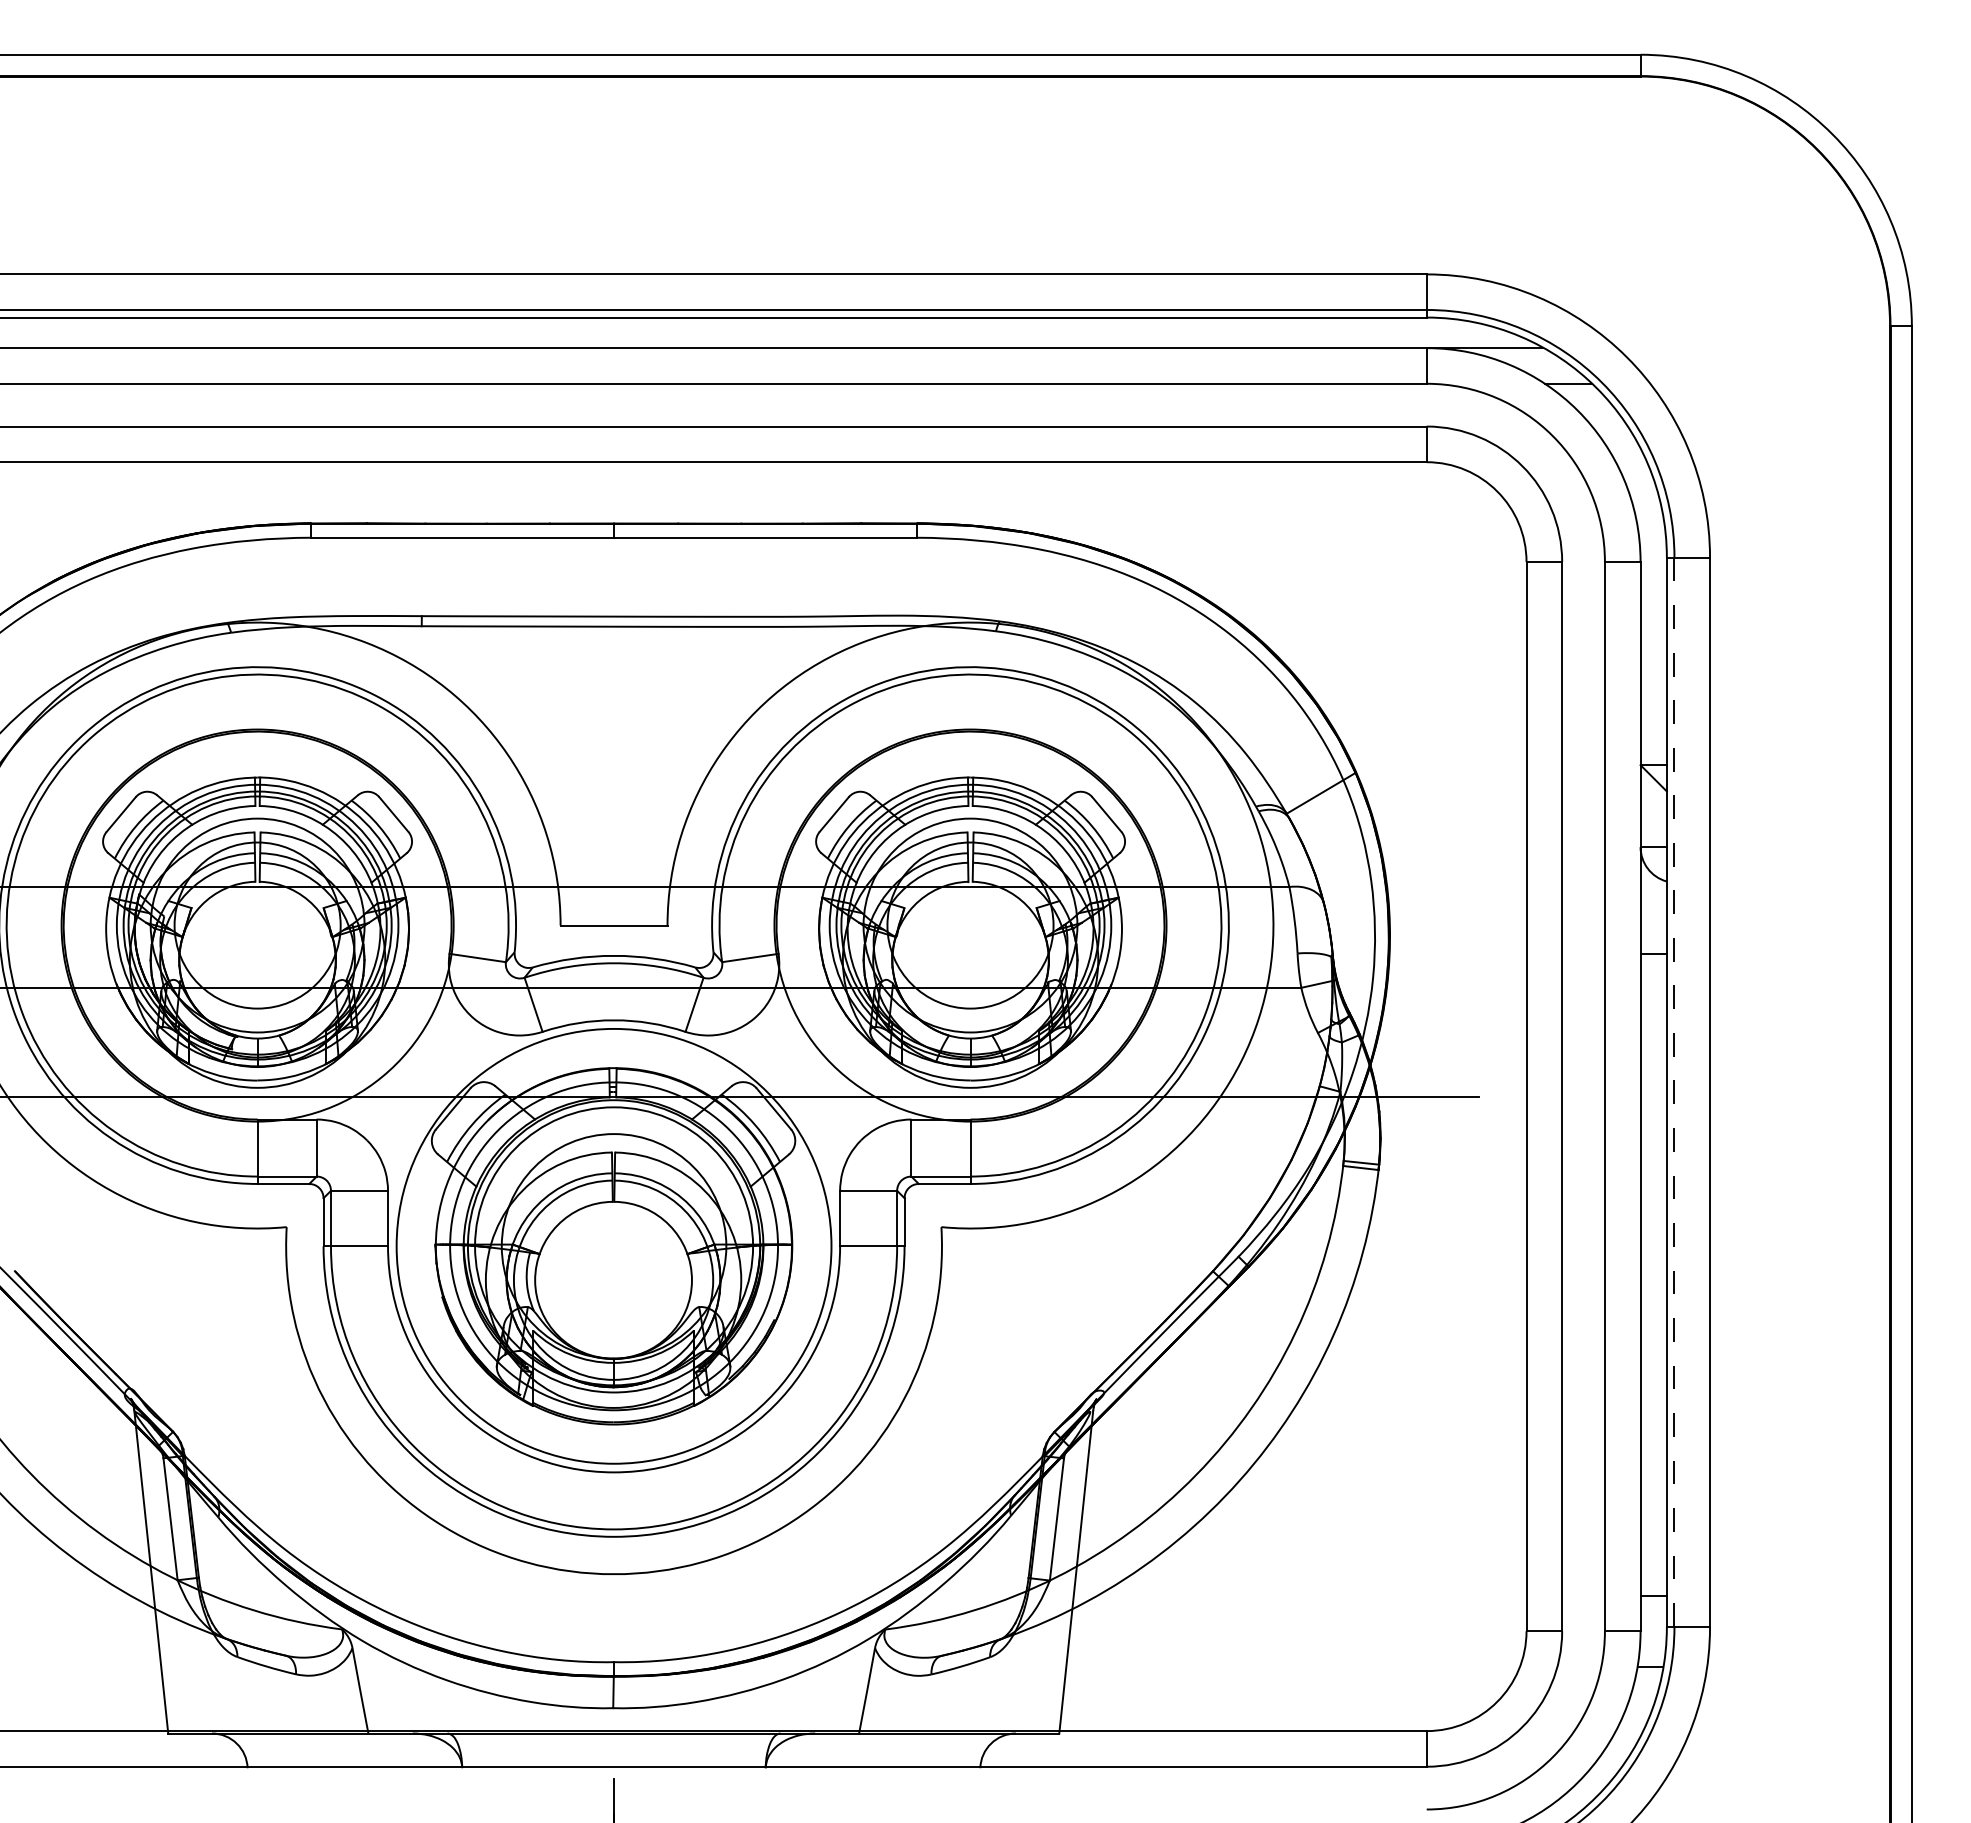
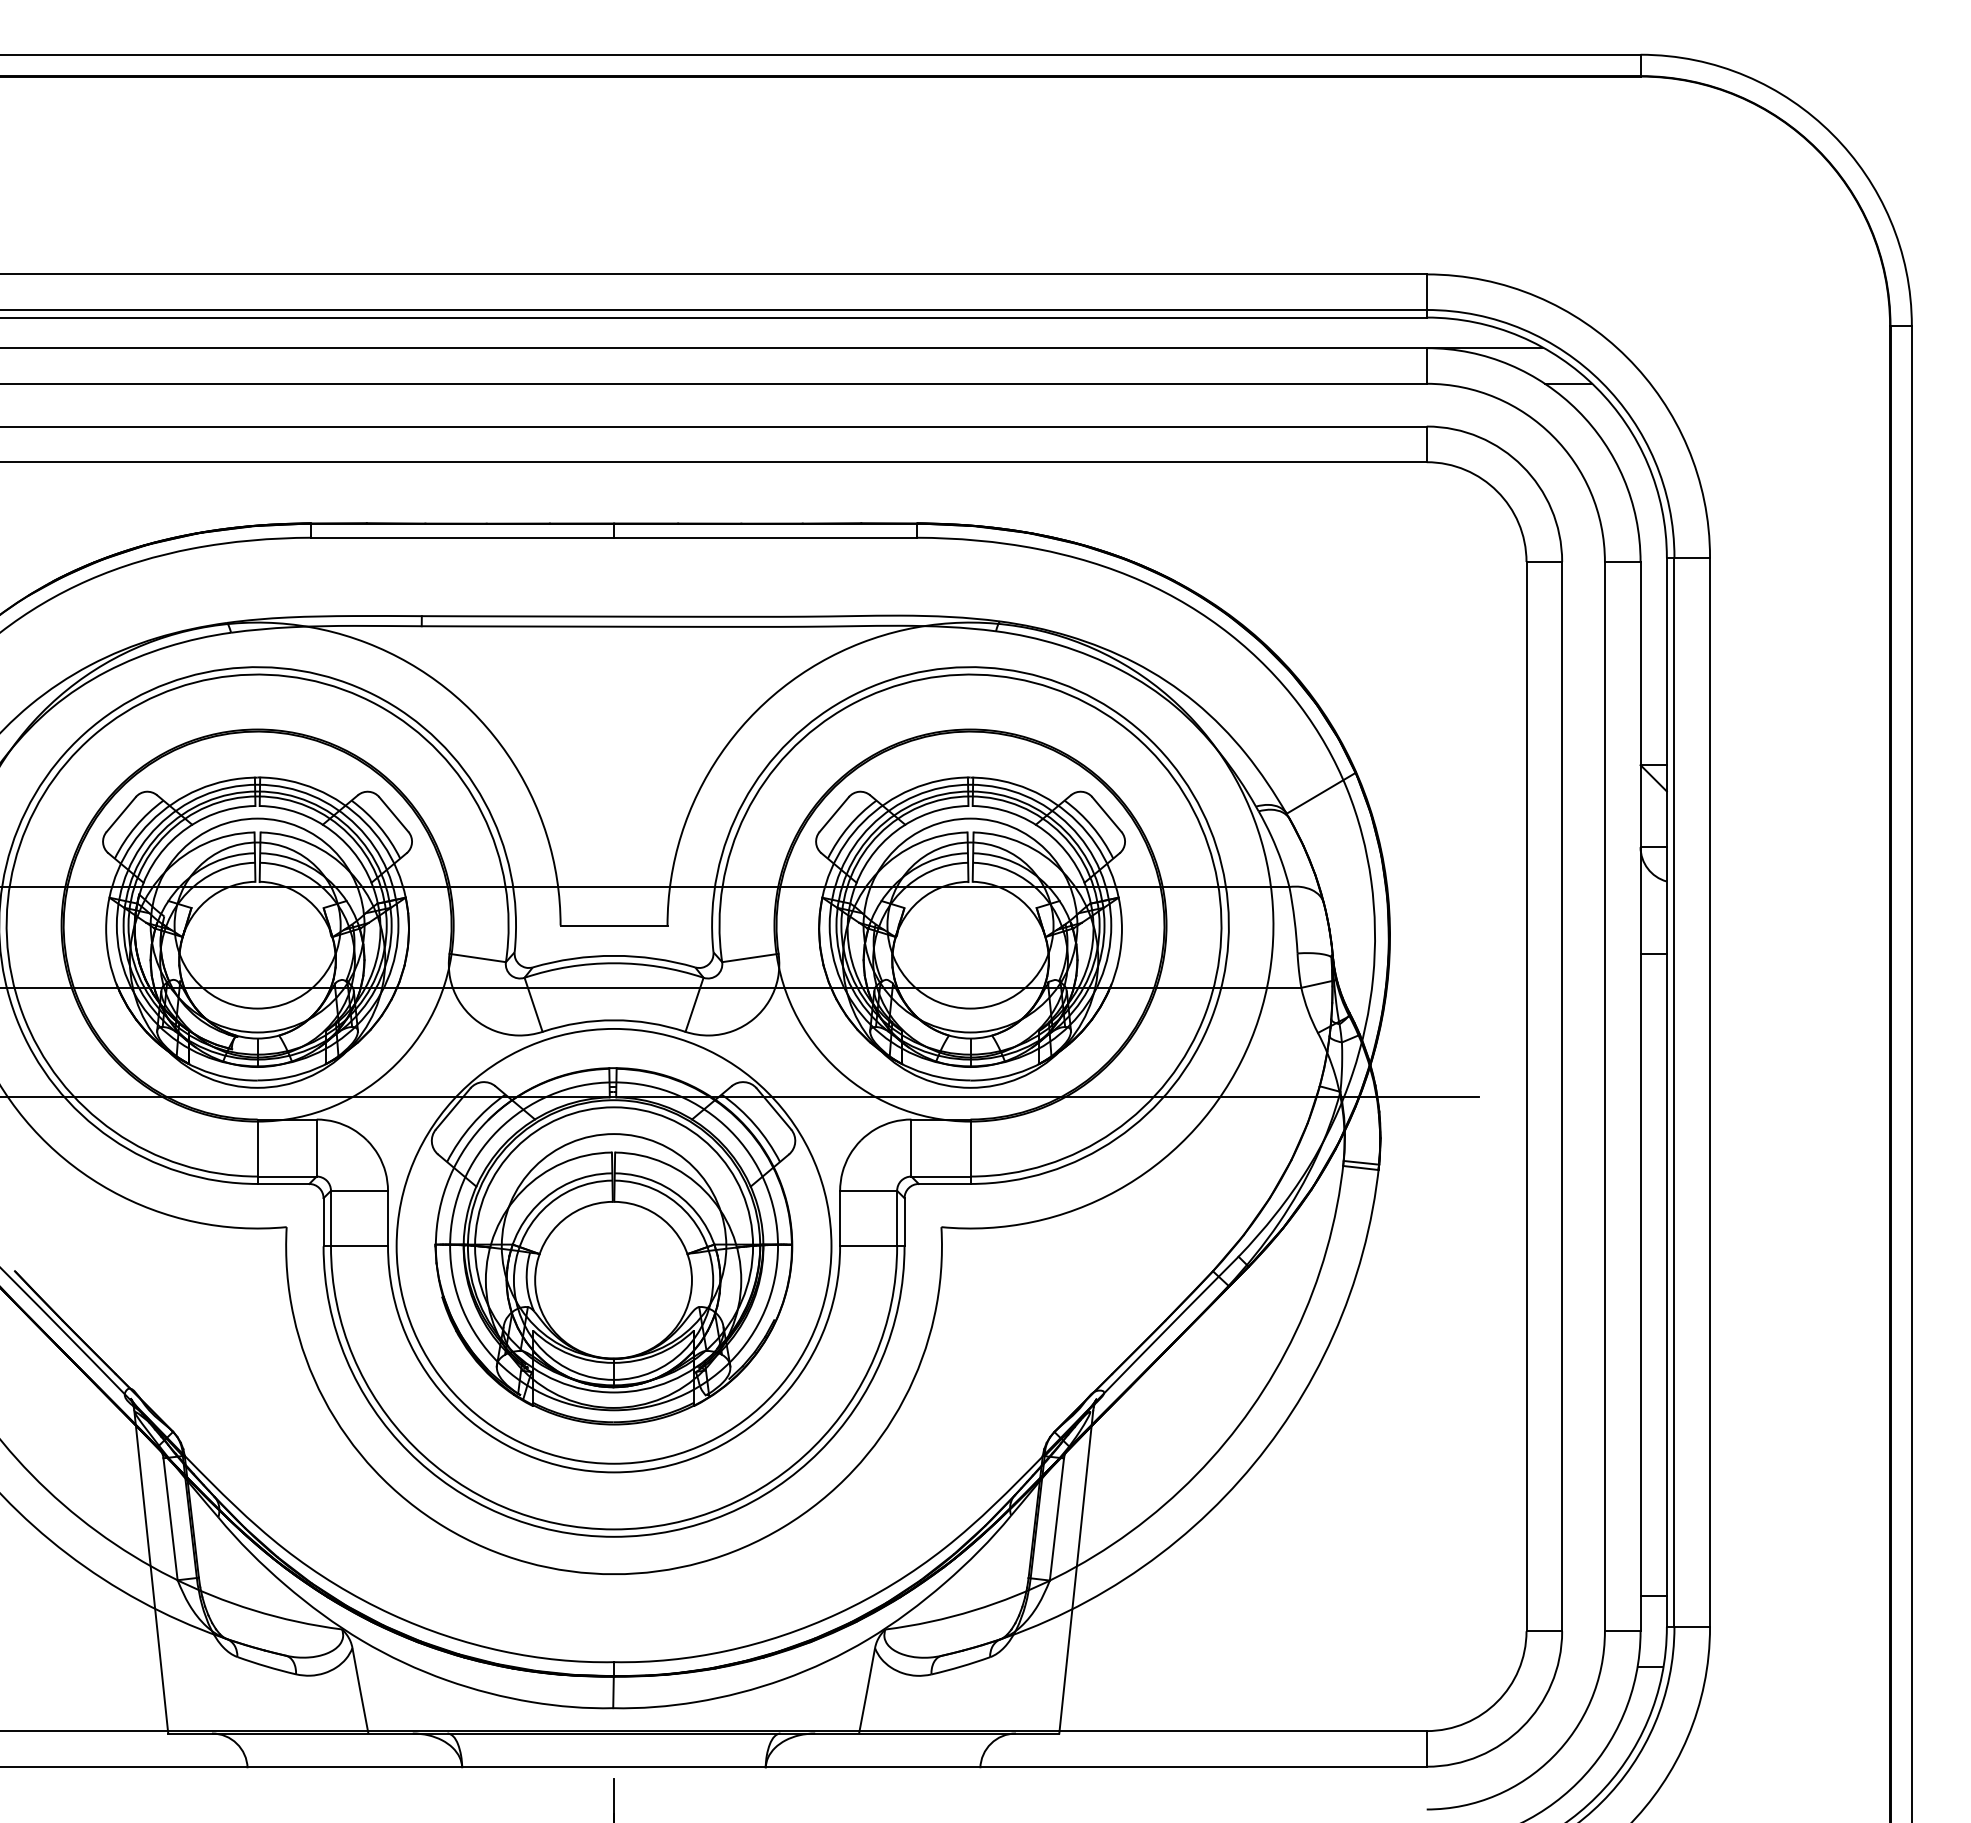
line: dashed -> solid (1674, 1092)
